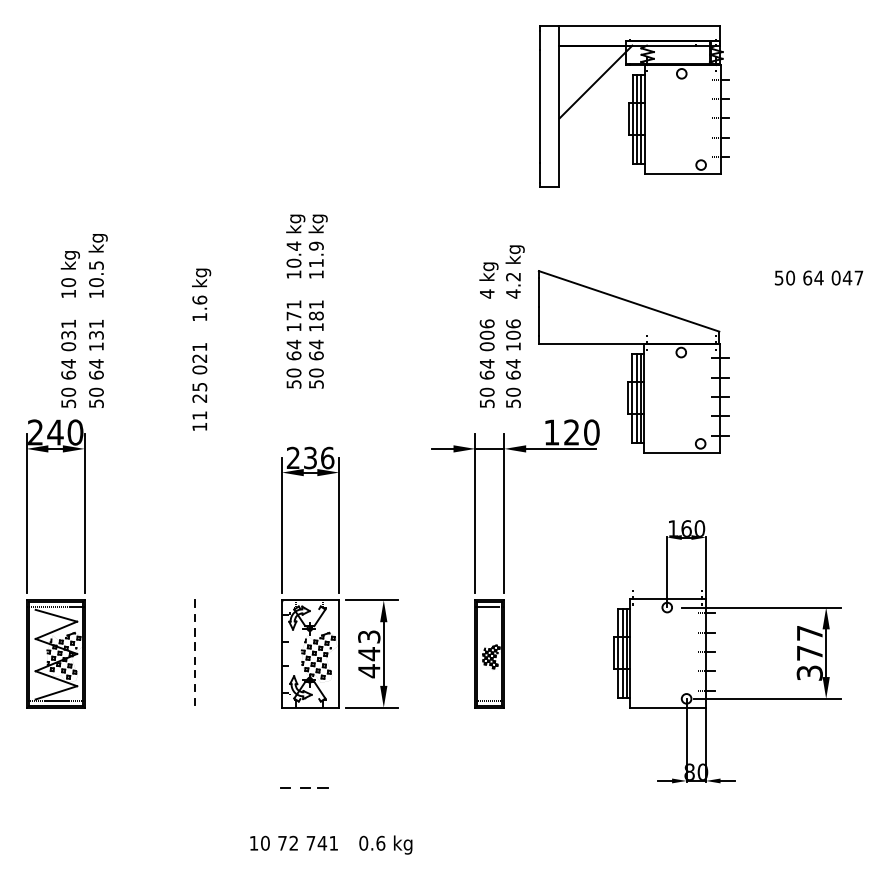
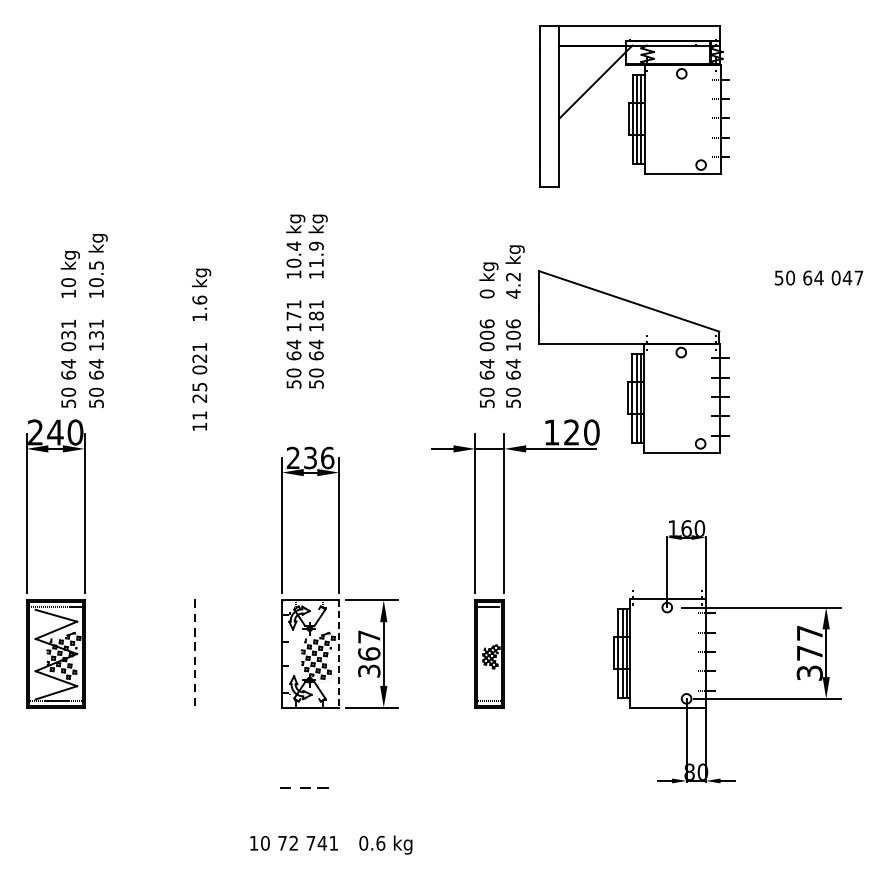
text: 4 -> 0 (486, 293)
line: solid -> dashed (339, 654)
text: 443 -> 367 (369, 654)
